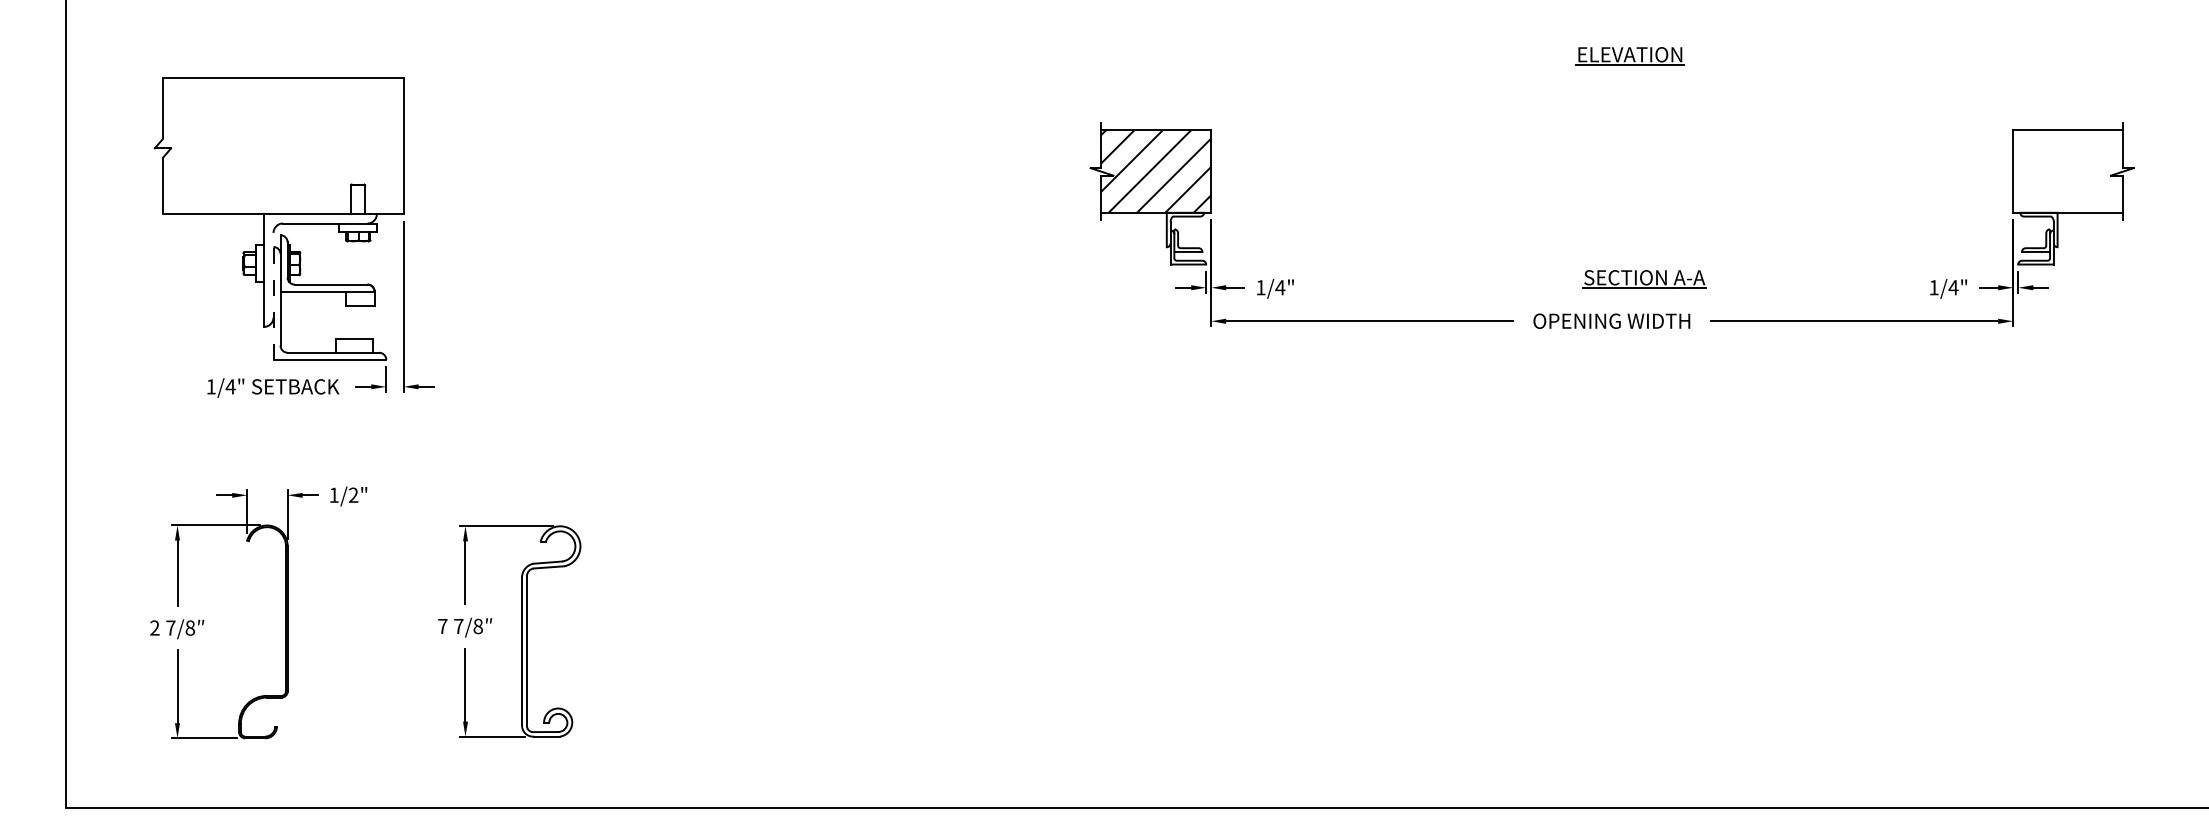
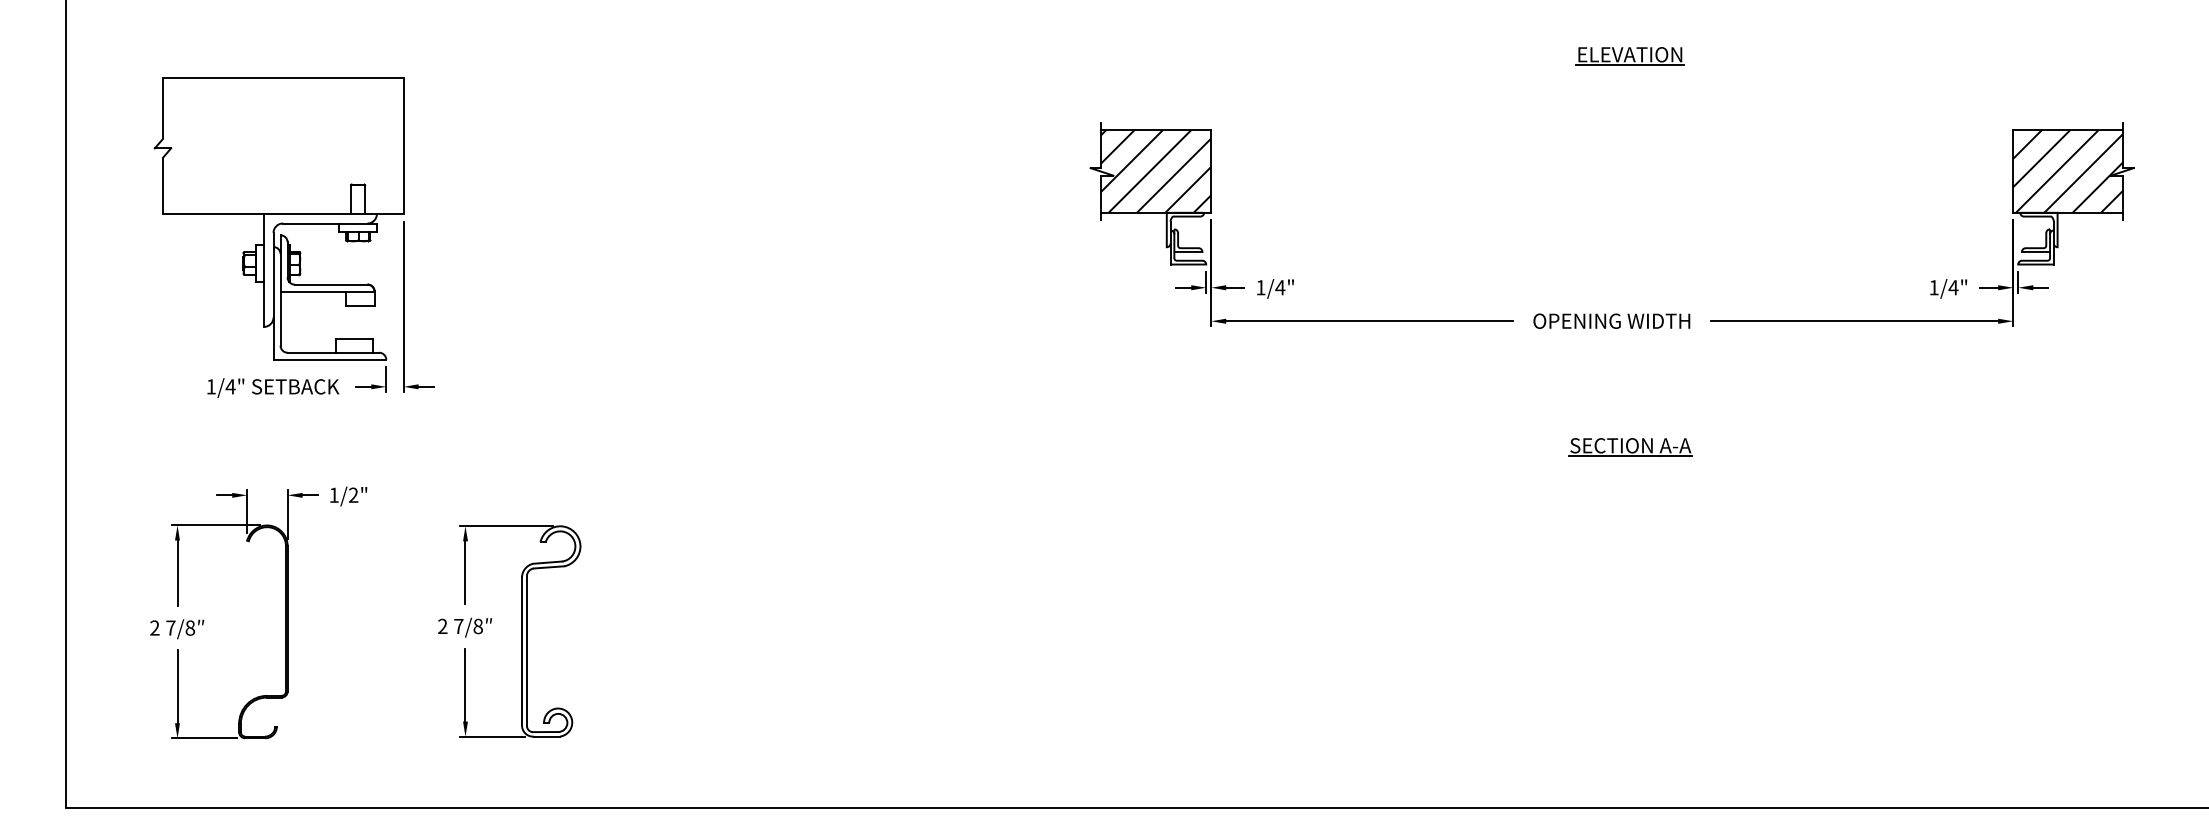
hatch: none -> present (2068, 171)
part position: (1644, 279) -> (1630, 447) (1630, 447)
line: dashed -> solid (273, 295)
text: 7 -> 2 (442, 625)
